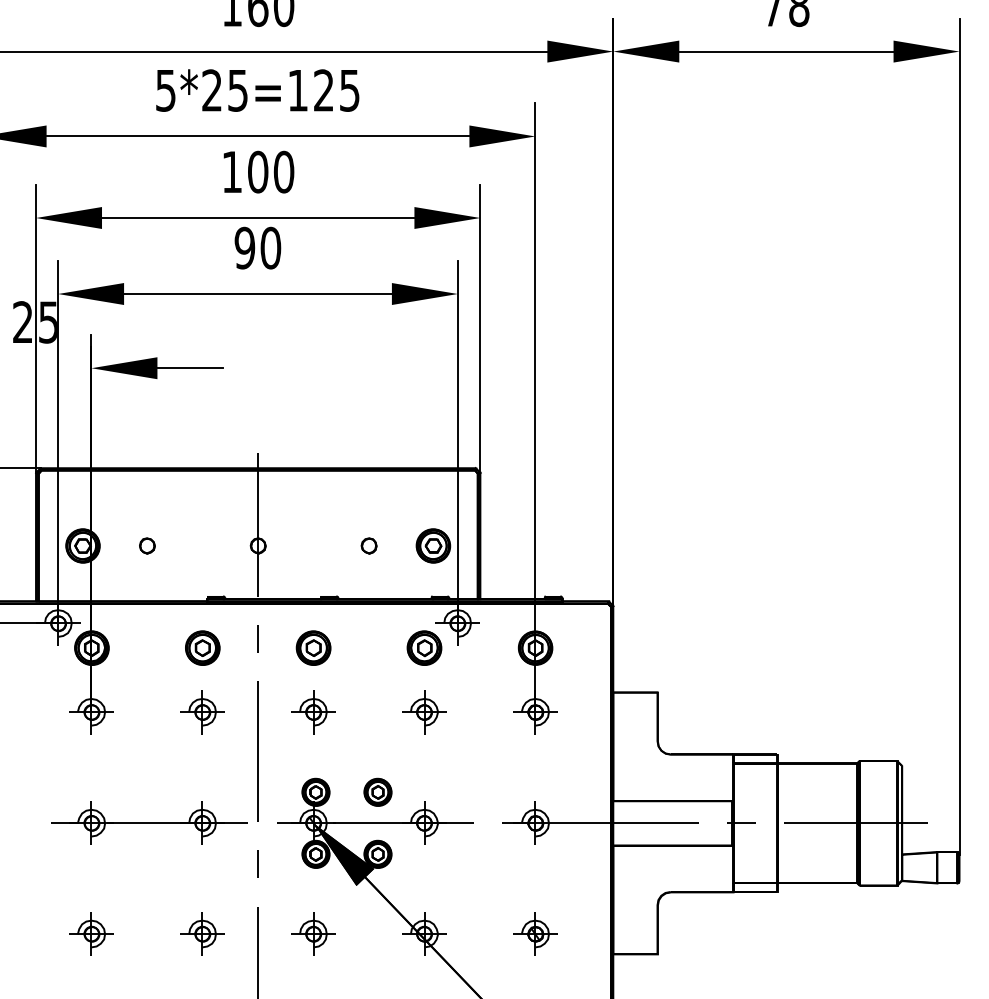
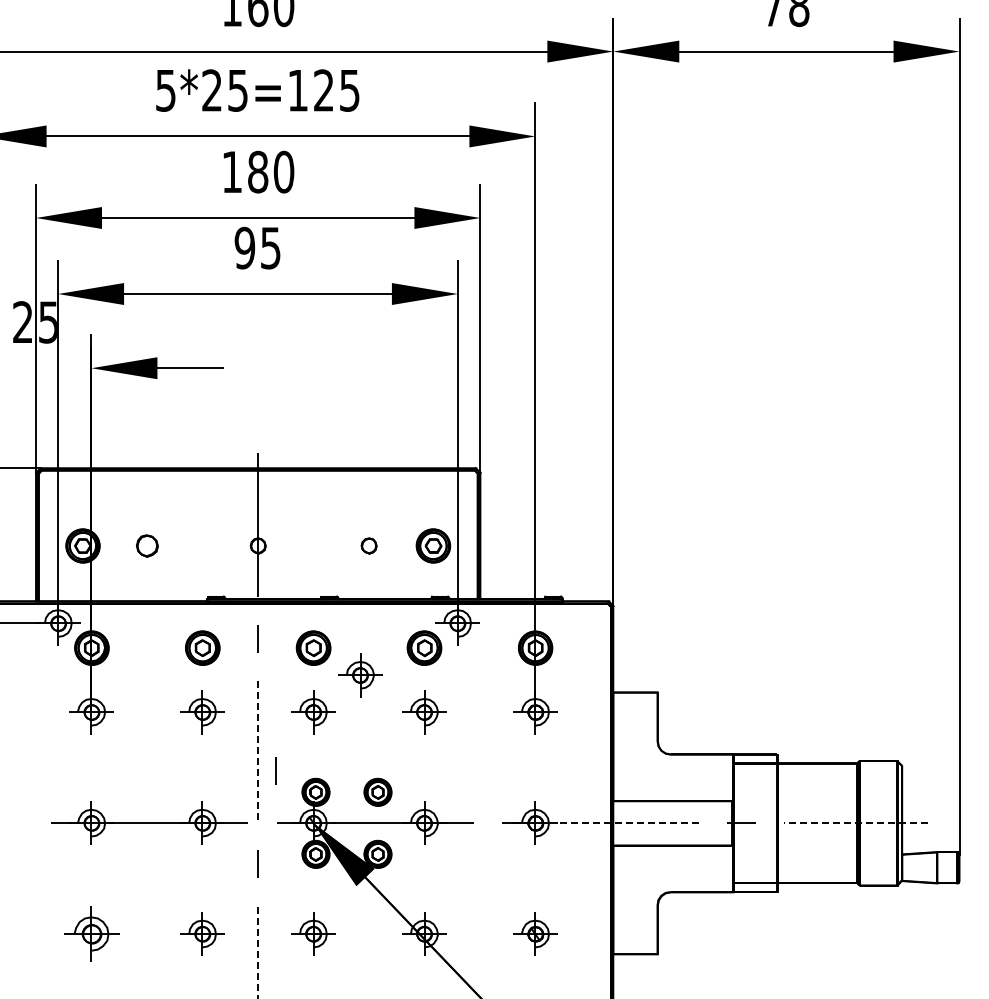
text: 100 -> 180 (258, 172)
text: 90 -> 95 (270, 247)
part size: 17x18 px -> 23x24 px (147, 545)
part: none -> present (360, 675)
line: solid -> dashed (258, 752)
line: none -> present (275, 770)
line: solid -> dashed (628, 823)
line: solid -> dashed (855, 823)
part size: 45x44 px -> 56x56 px (91, 933)
line: solid -> dashed (258, 952)
